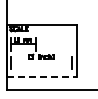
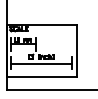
line: none -> present (41, 63)
line: dashed -> solid (42, 76)
